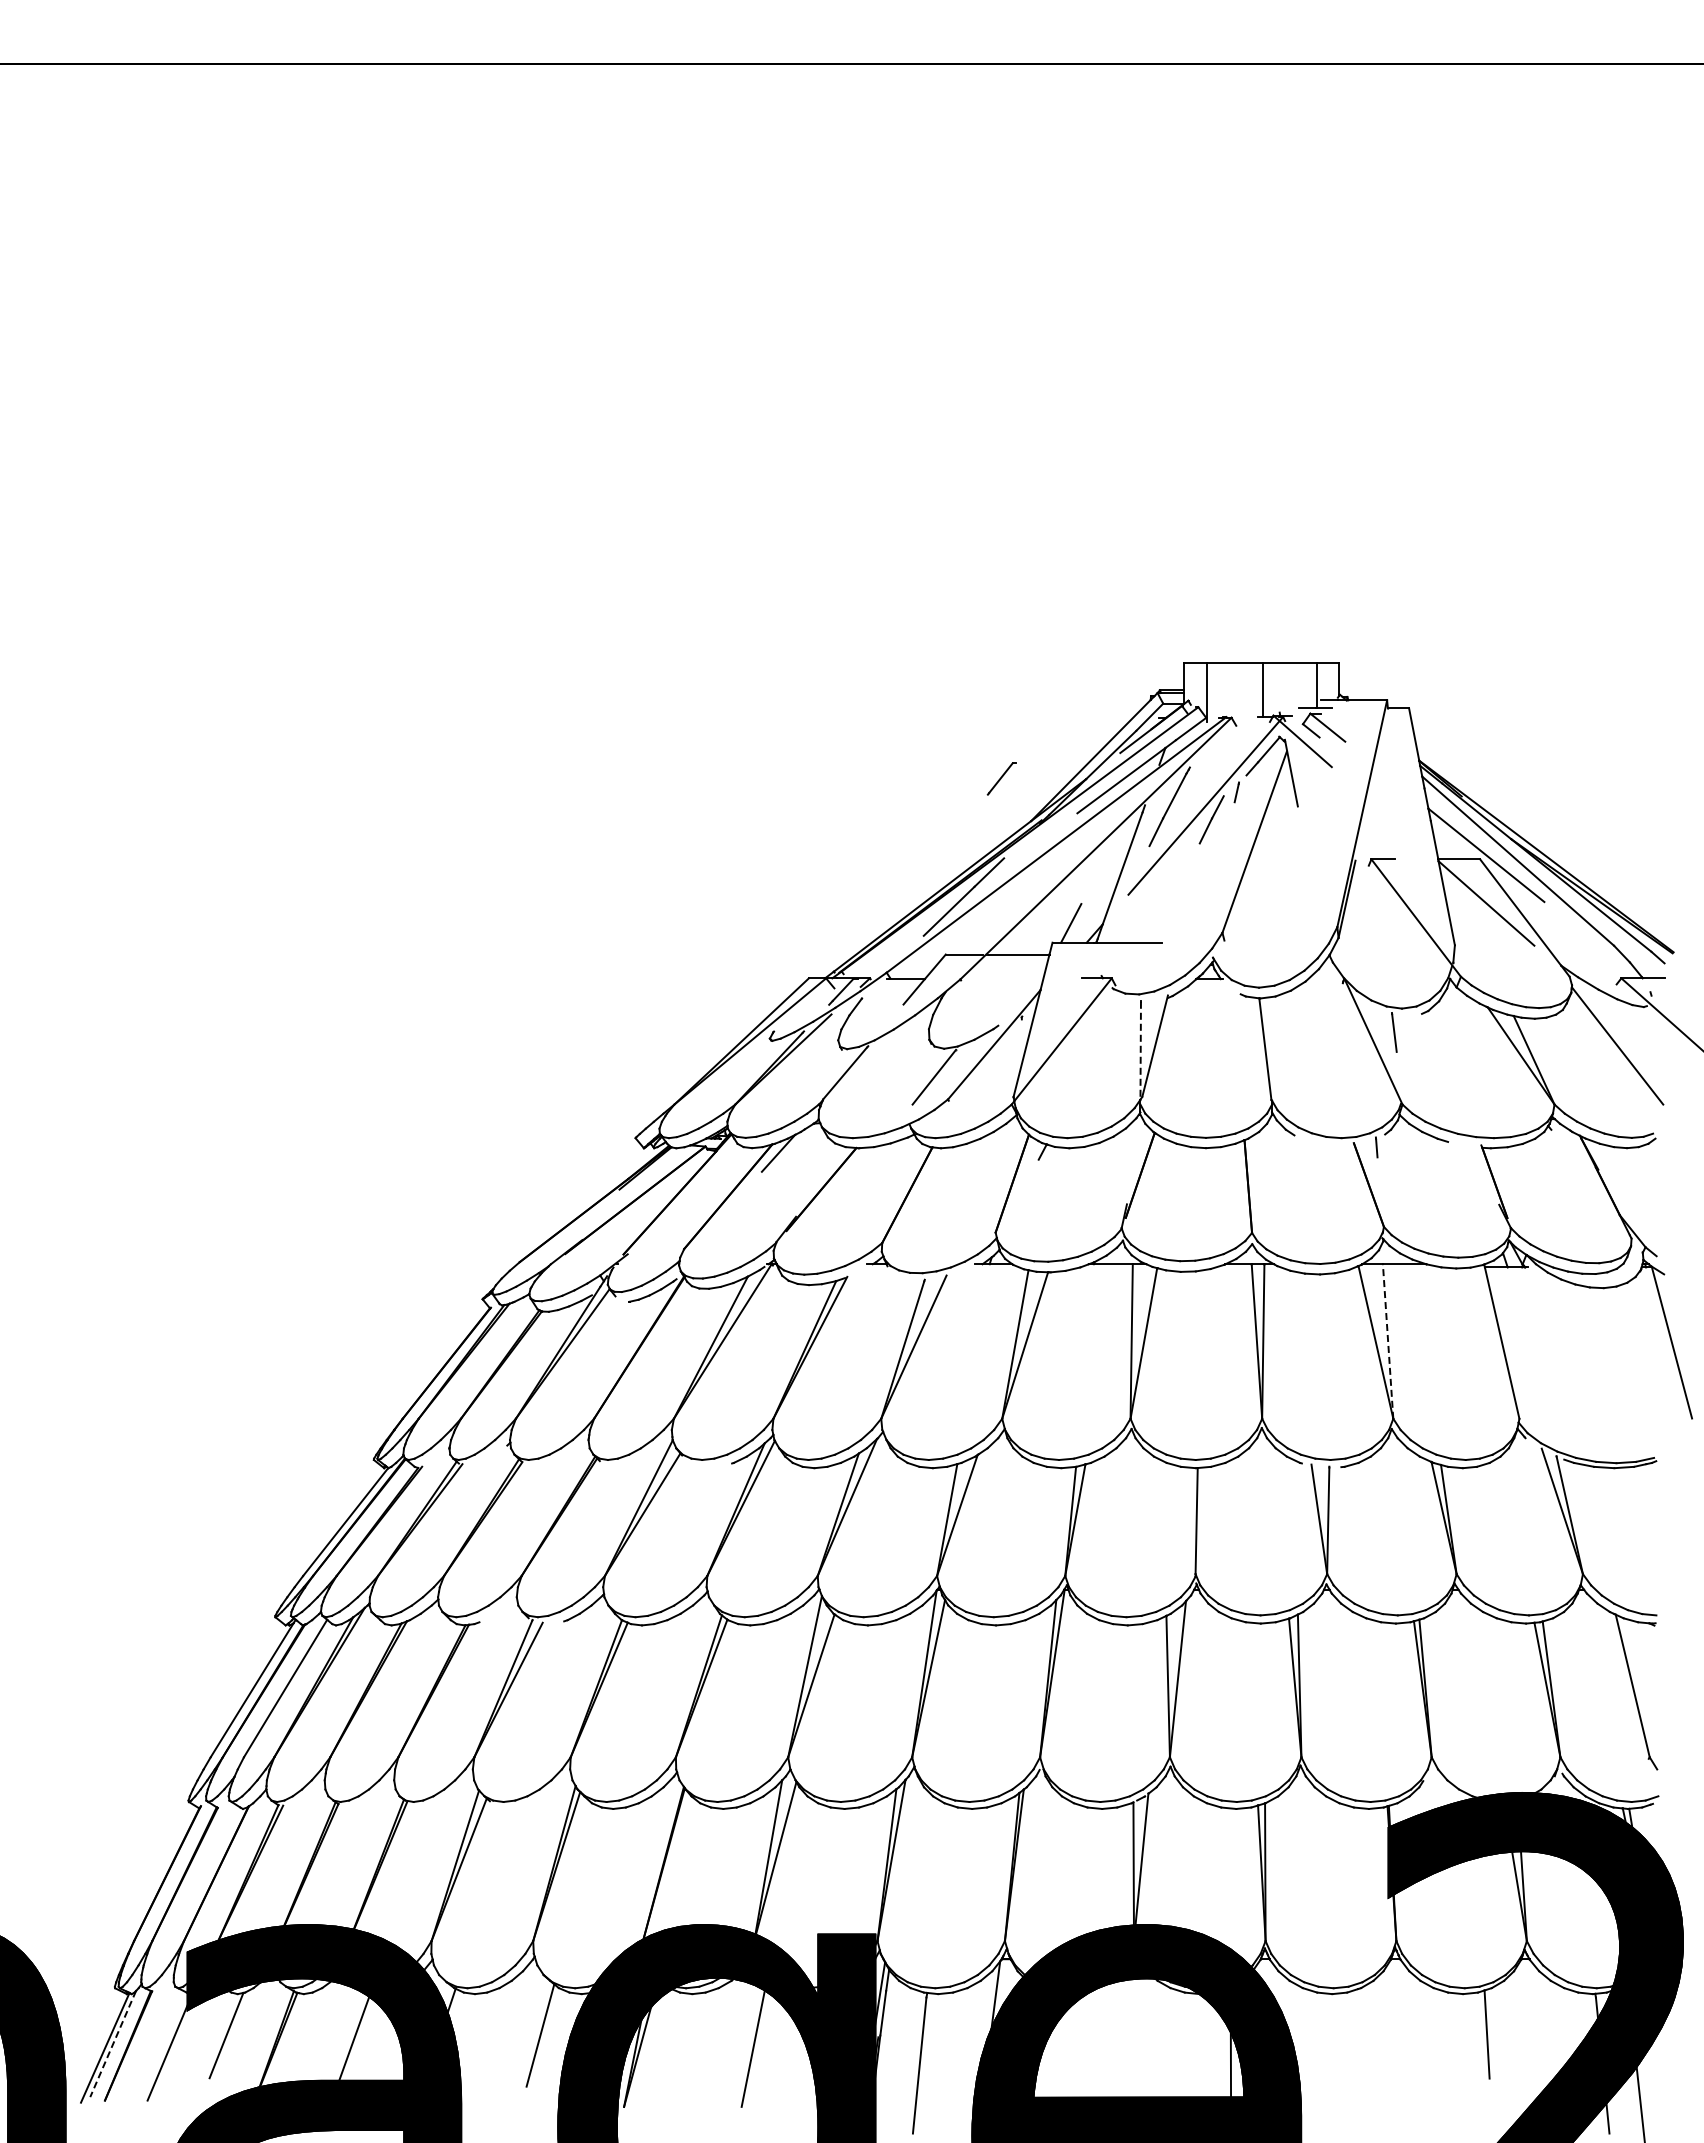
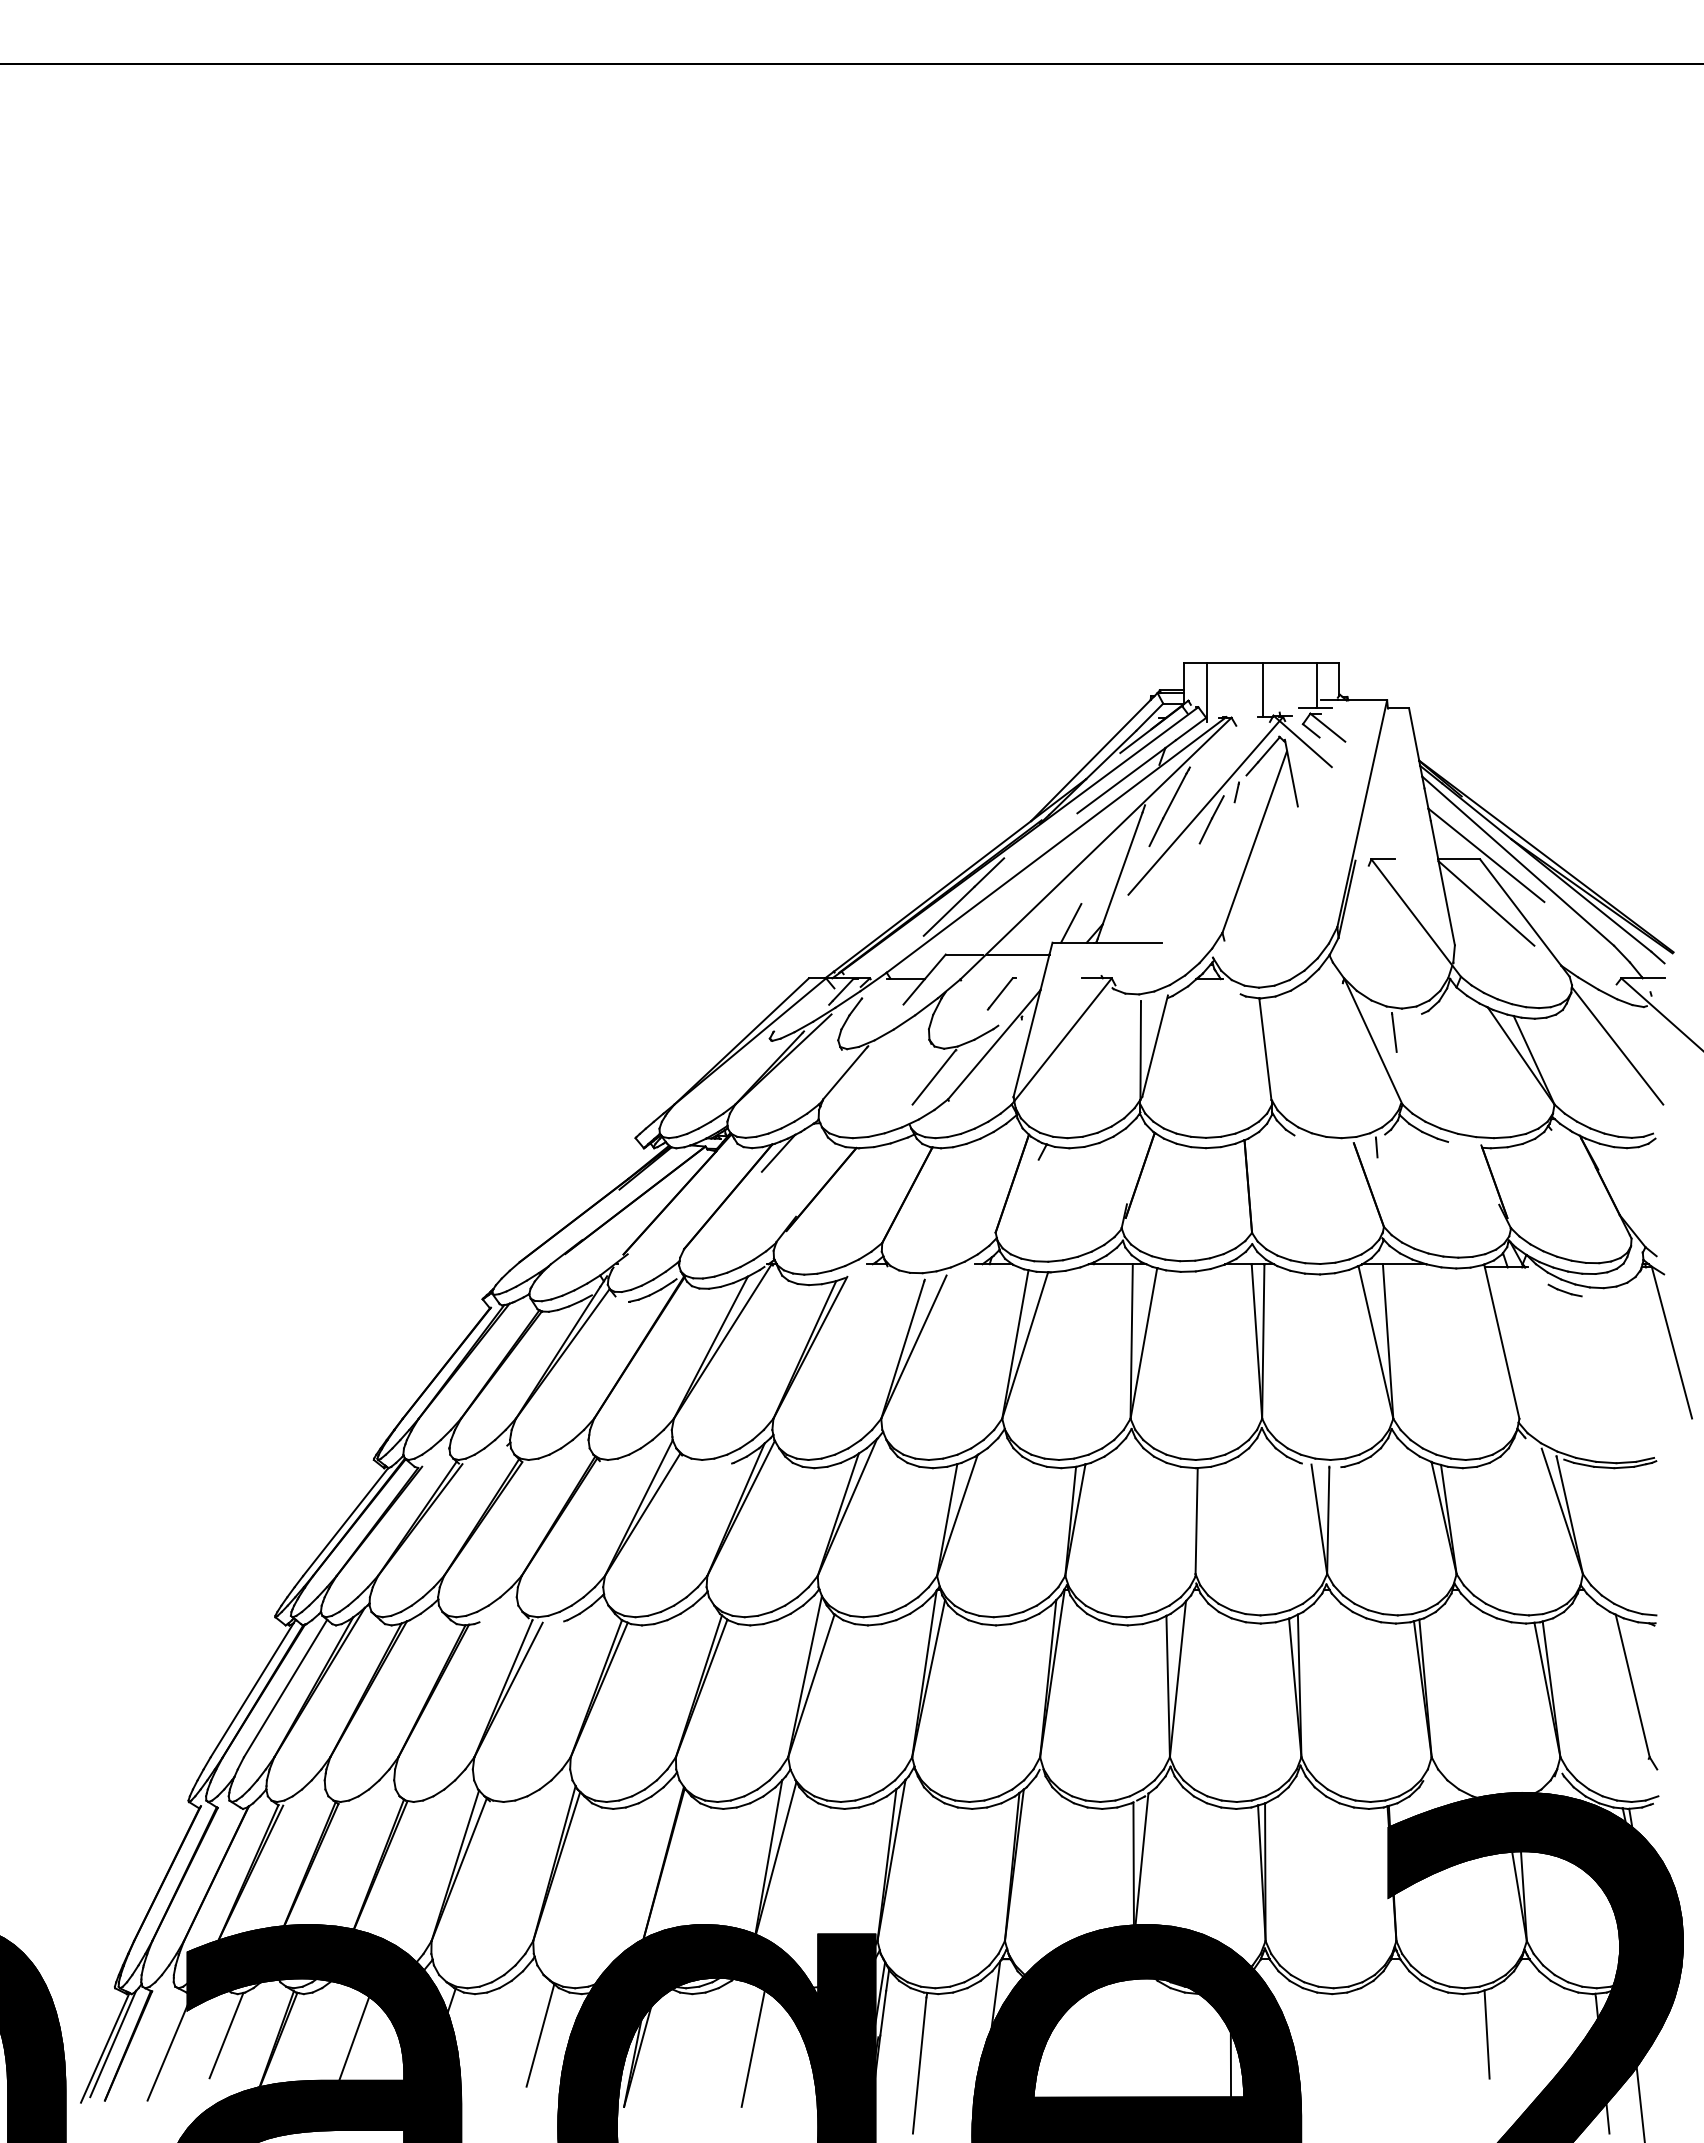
part position: (1001, 778) -> (1001, 993) (1001, 993)
line: dashed -> solid (1140, 1050)
part: none -> present (1564, 1290)
line: dashed -> solid (1388, 1341)
line: dashed -> solid (113, 2044)
